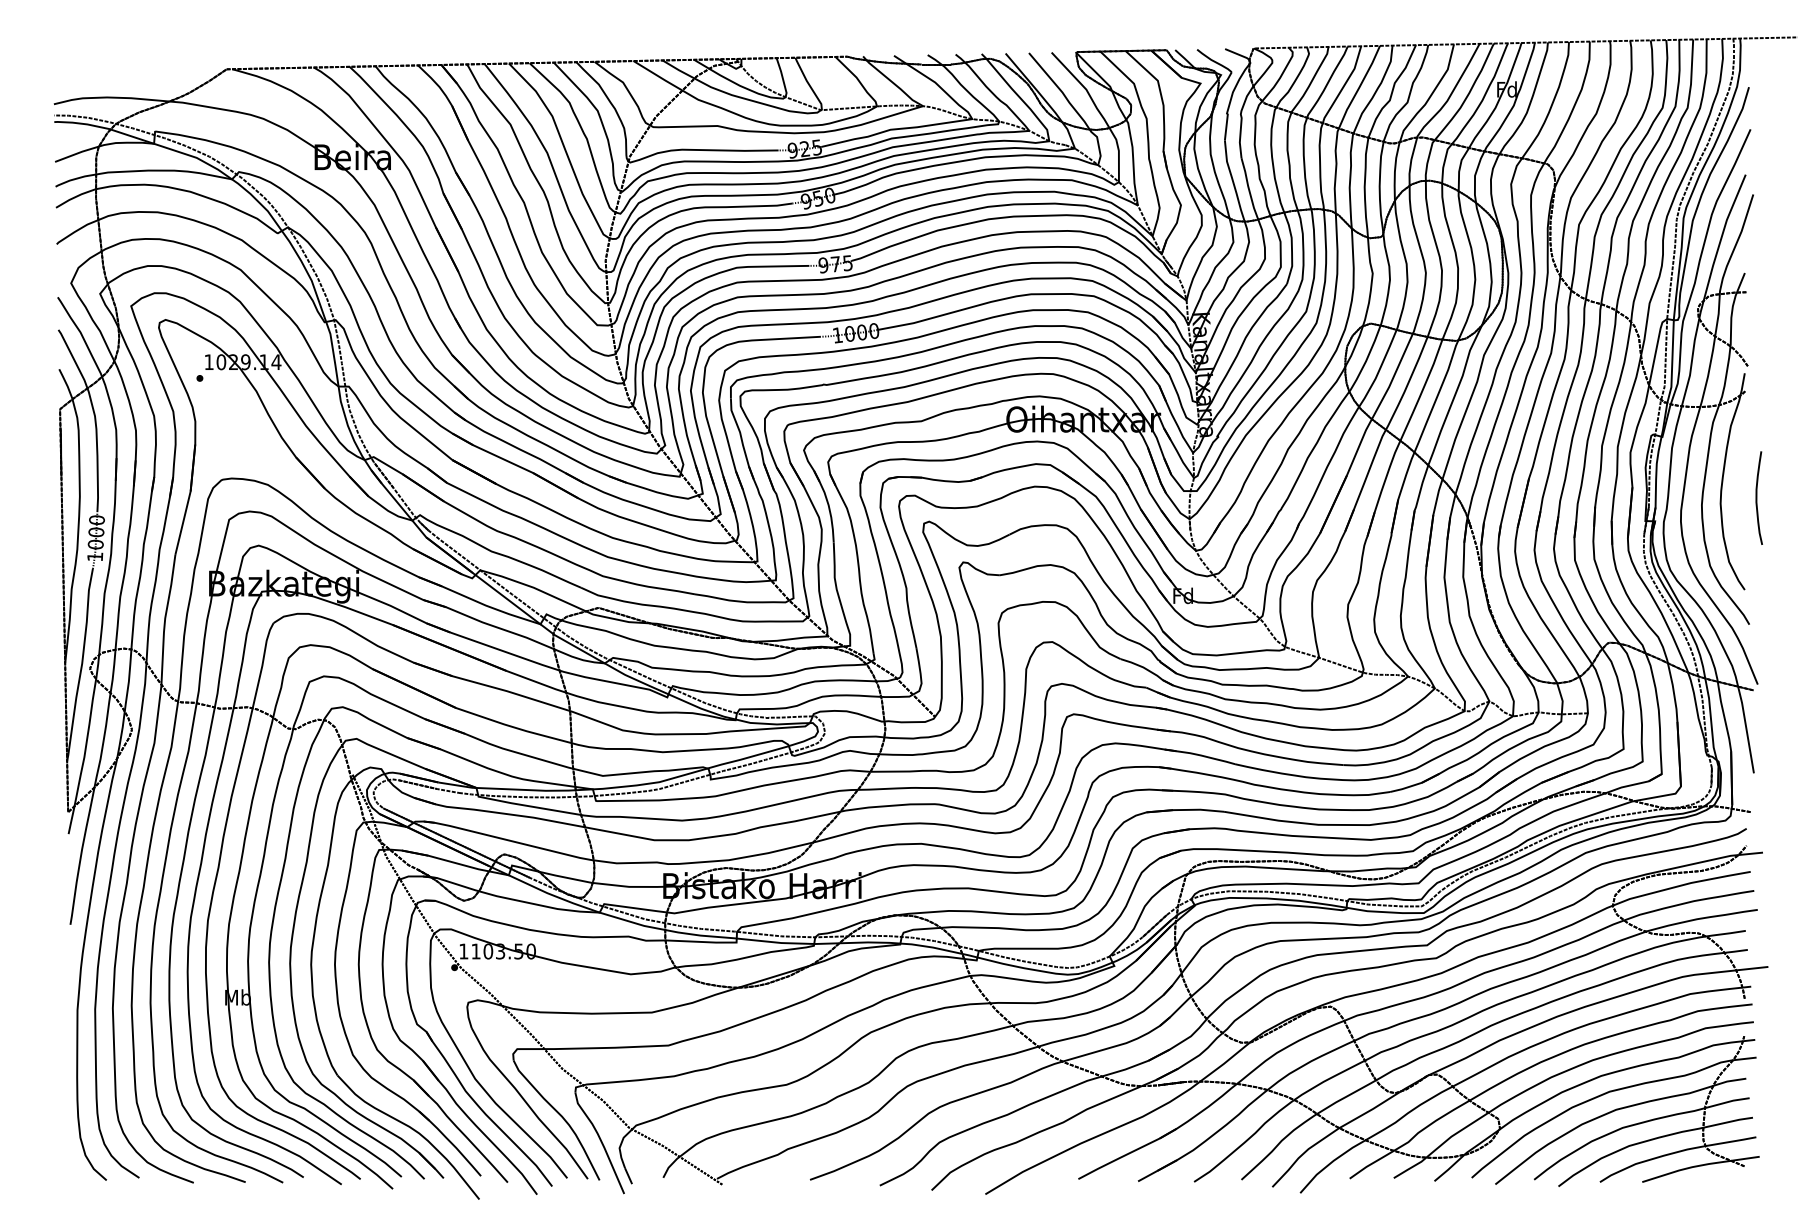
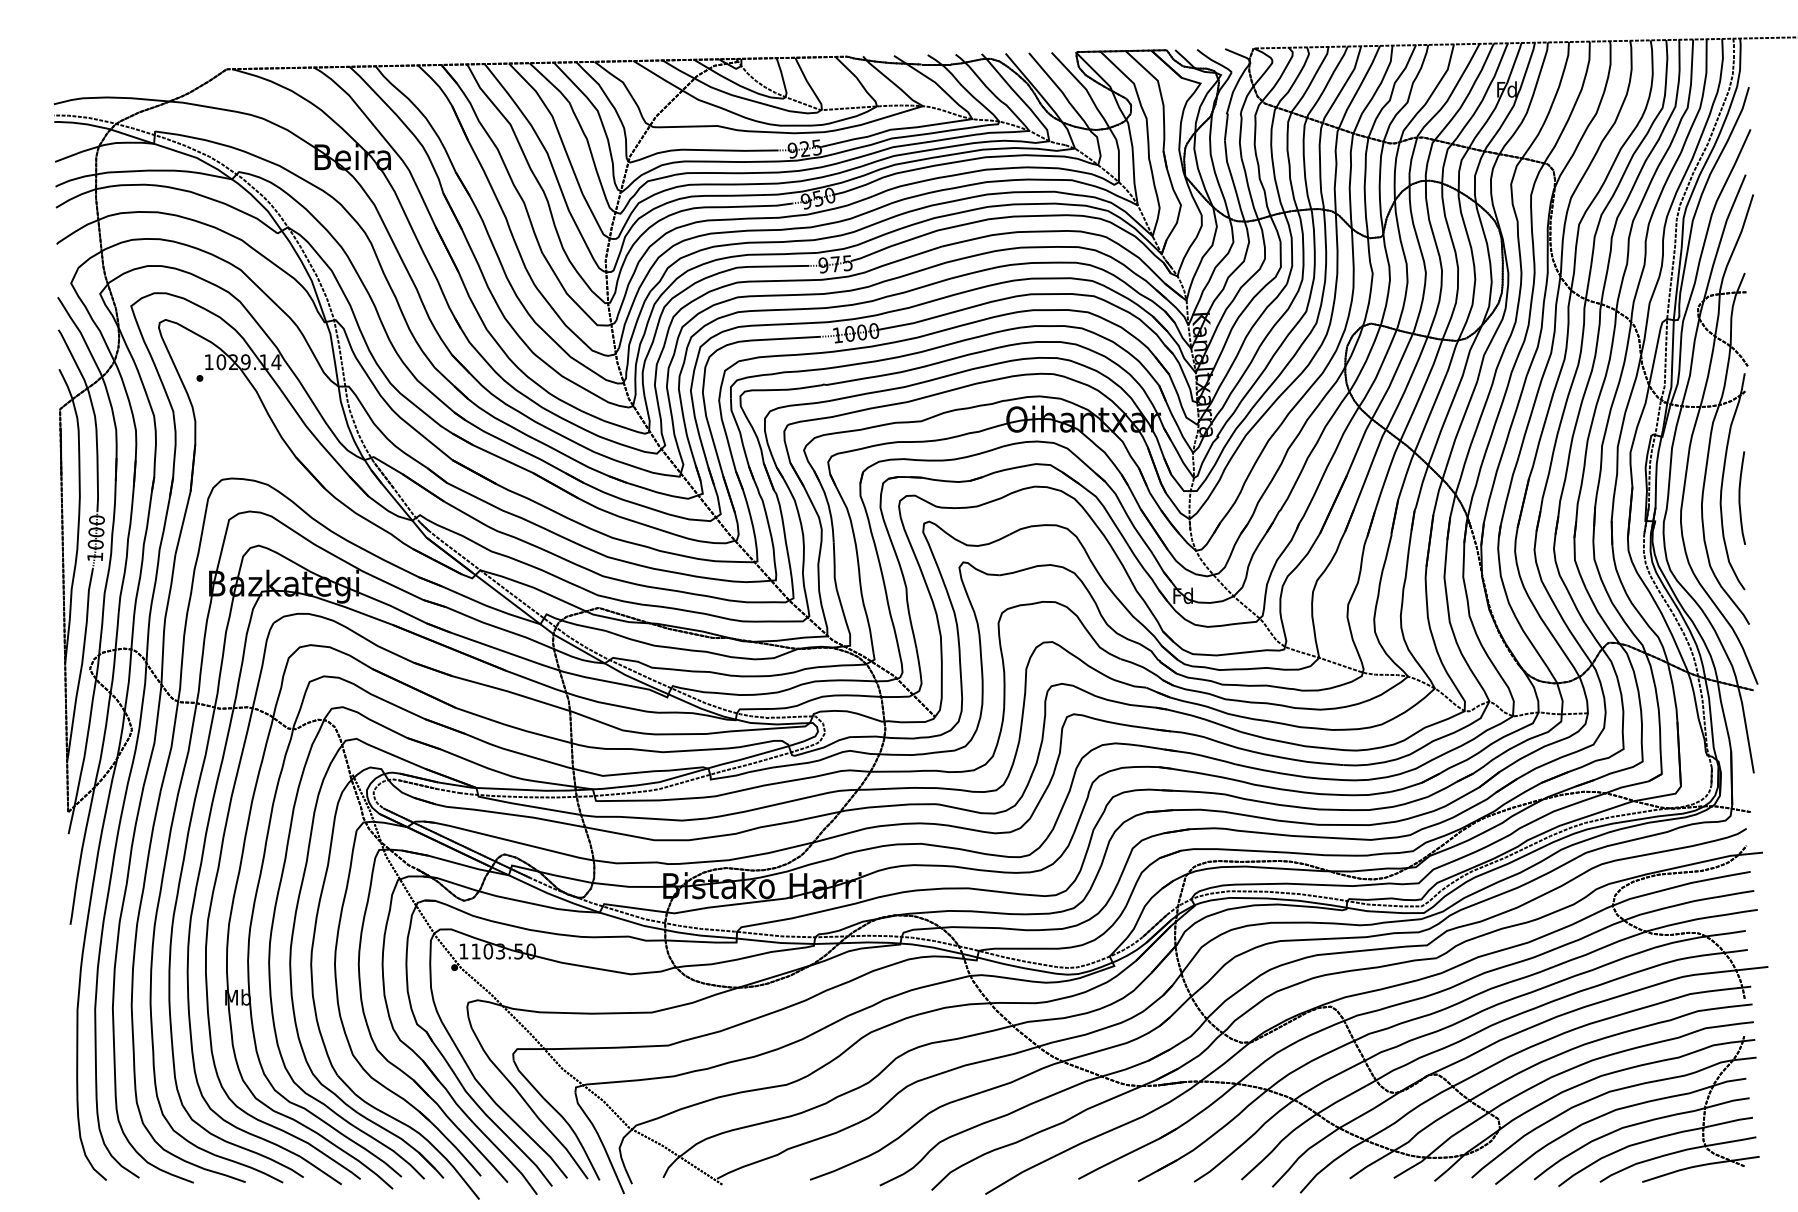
curve position: (1757, 497) -> (1740, 497) (1740, 497)
